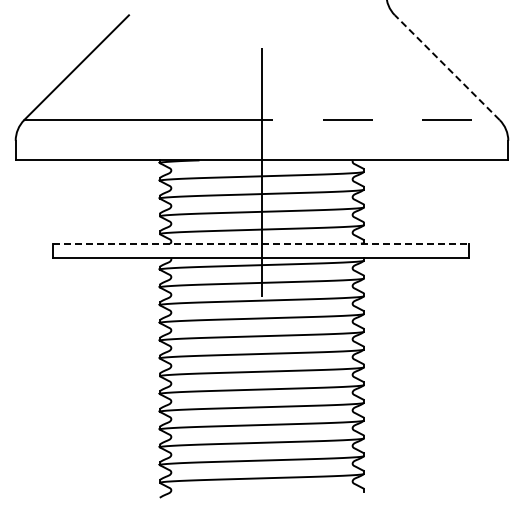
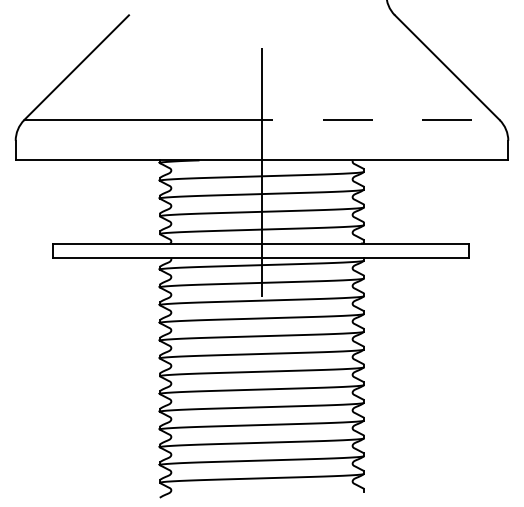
line: dashed -> solid (446, 67)
line: dashed -> solid (261, 243)
